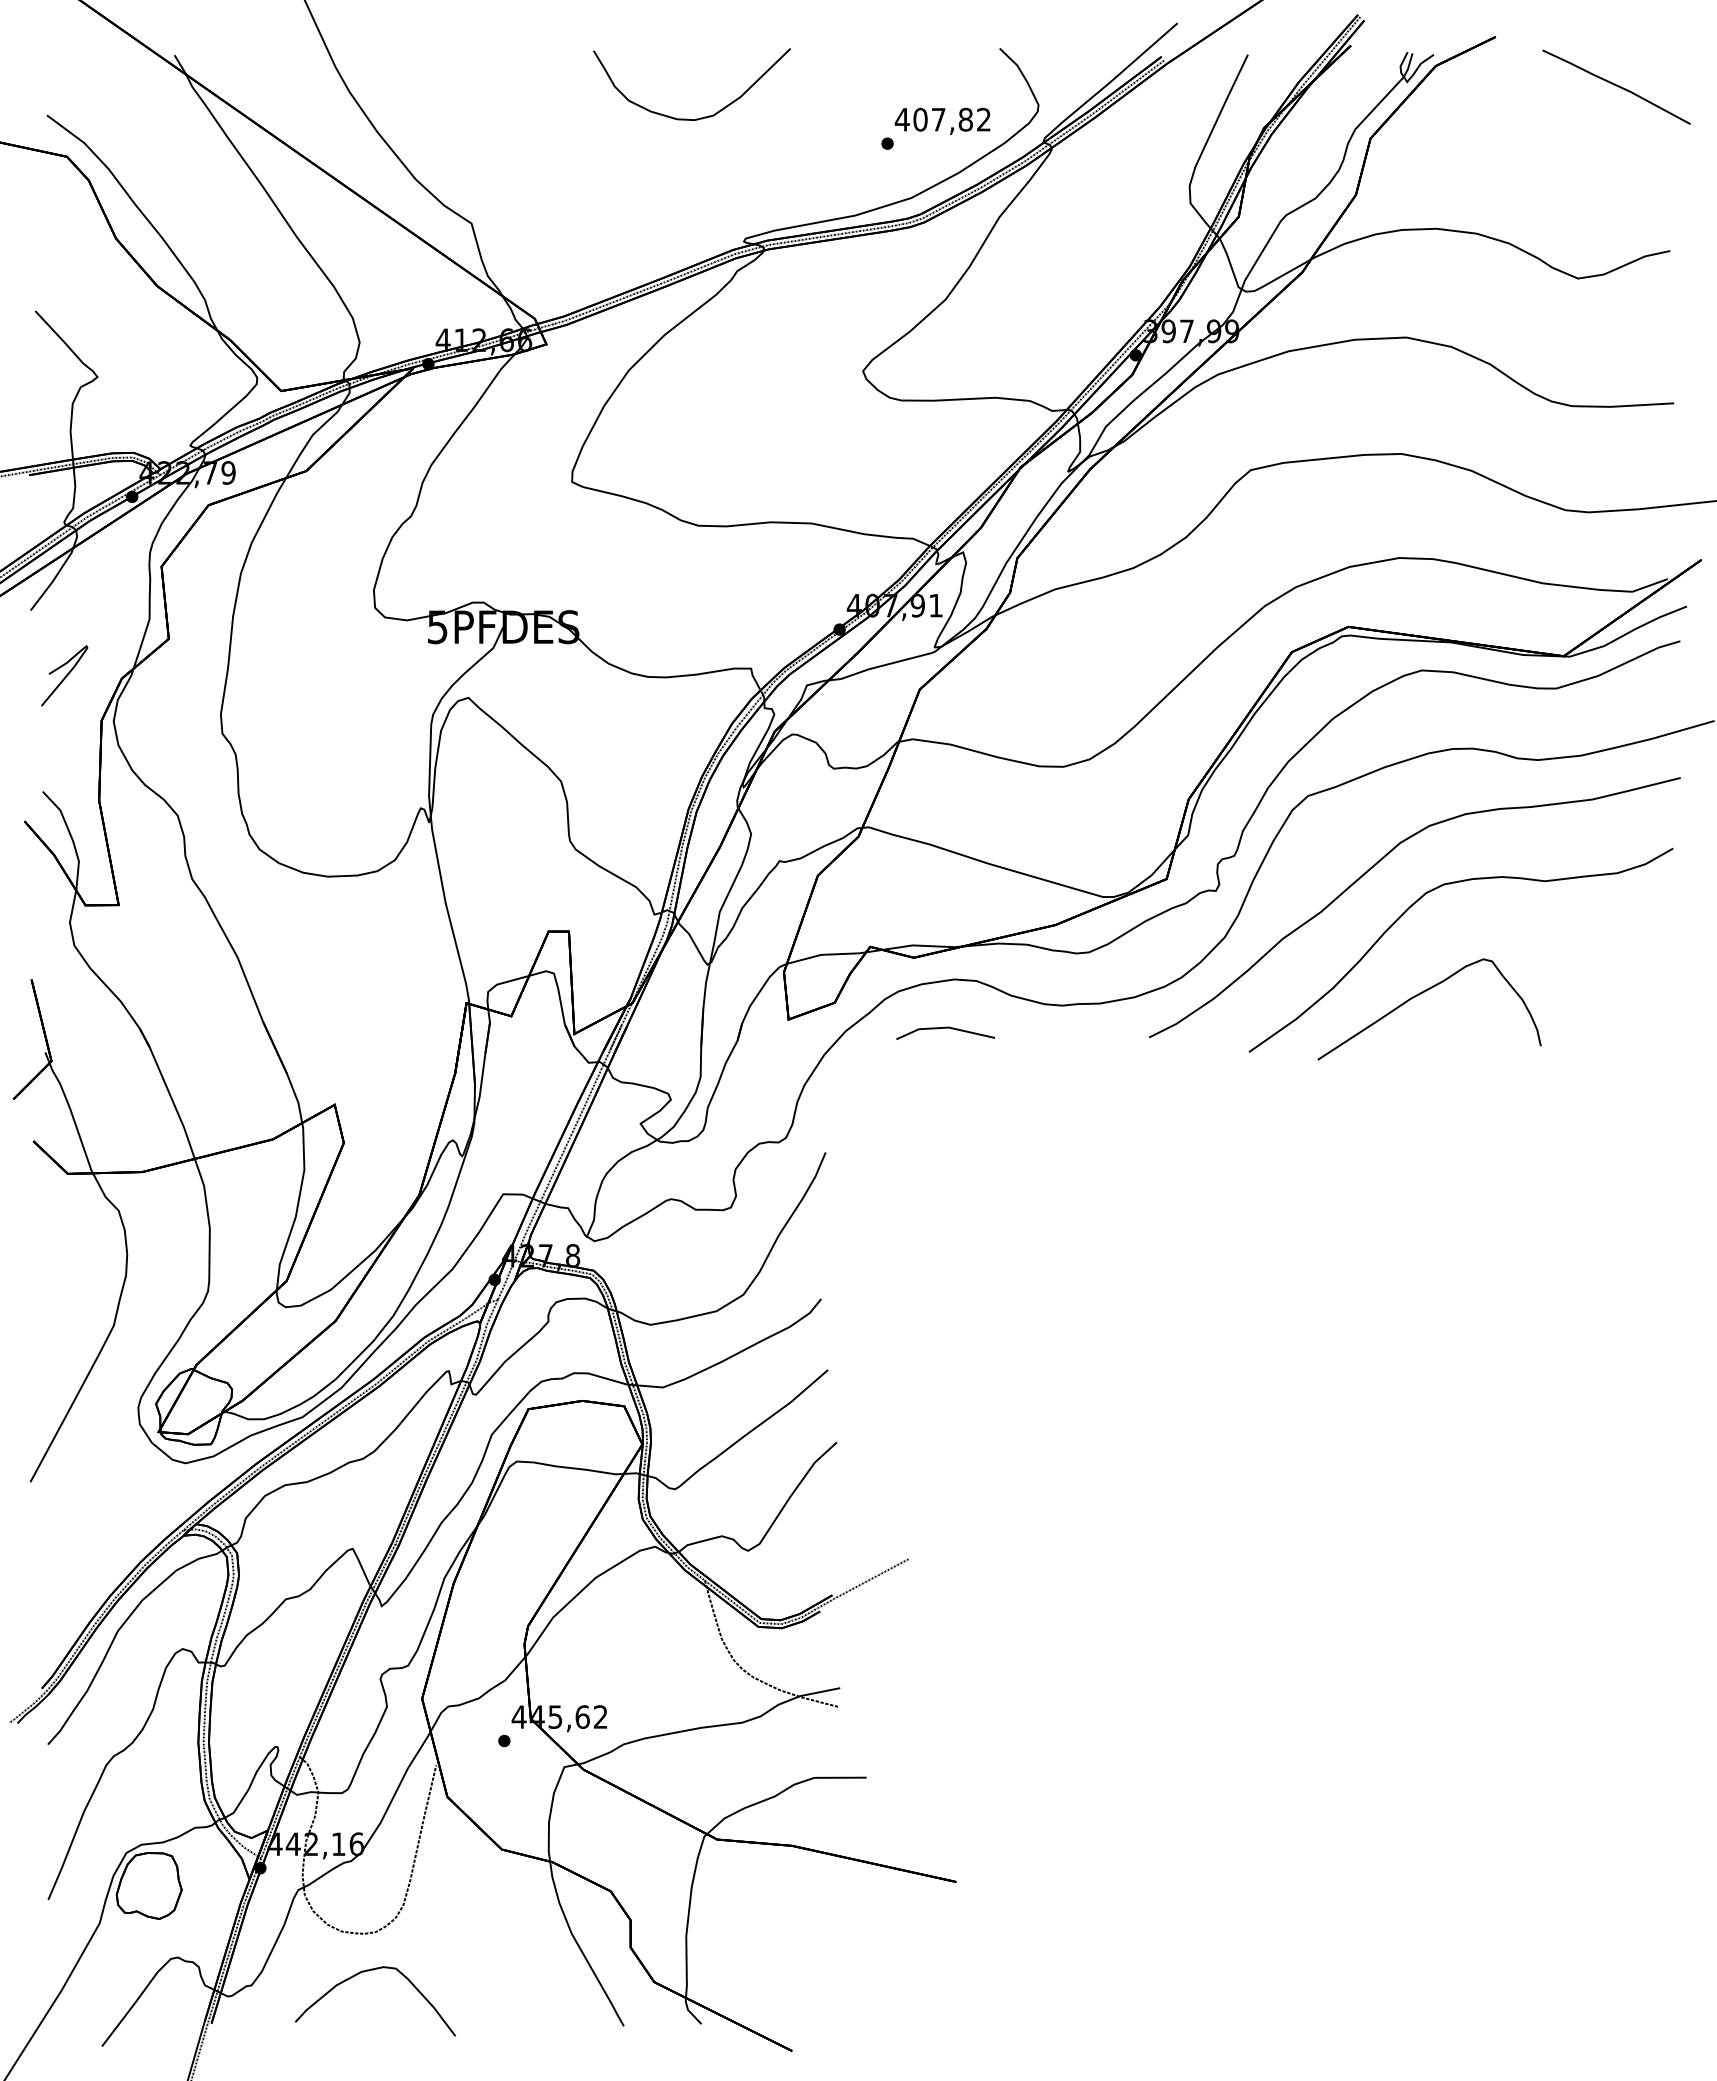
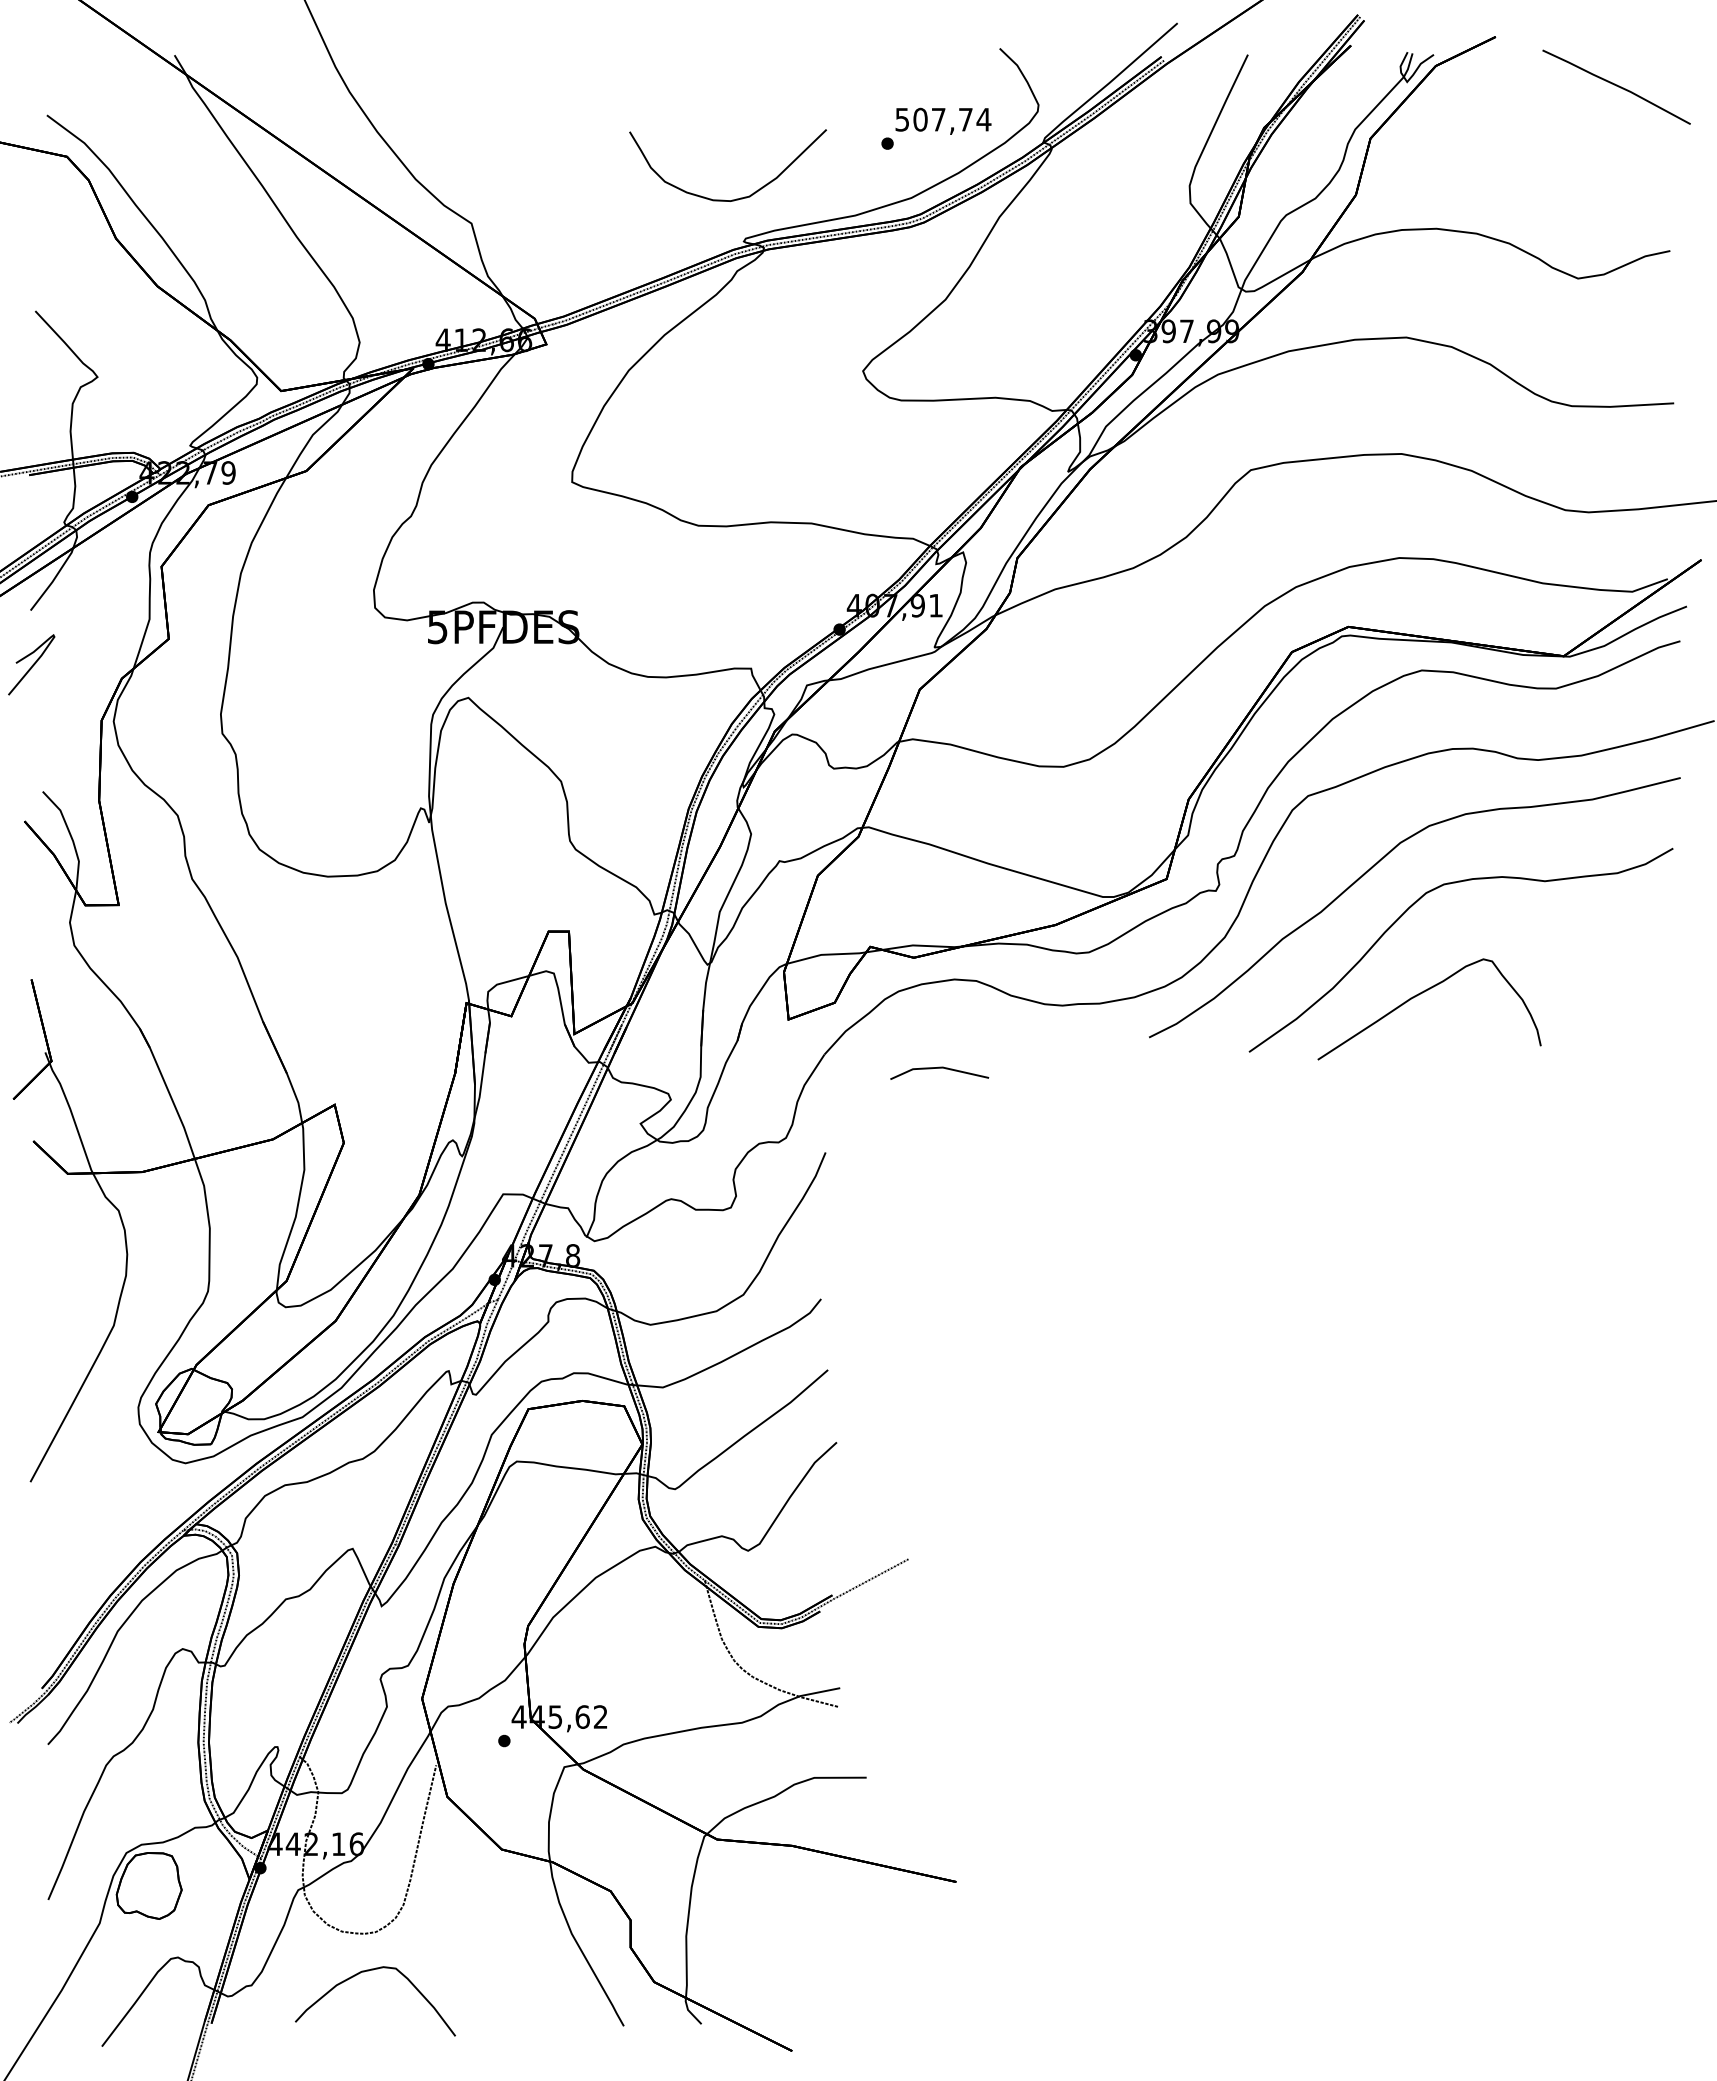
curve position: (700, 117) -> (736, 198) (736, 198)
text: 407,82 -> 507,74 (942, 119)
curve position: (65, 675) -> (32, 664) (32, 664)
line position: (945, 1028) -> (939, 1068) (939, 1068)
